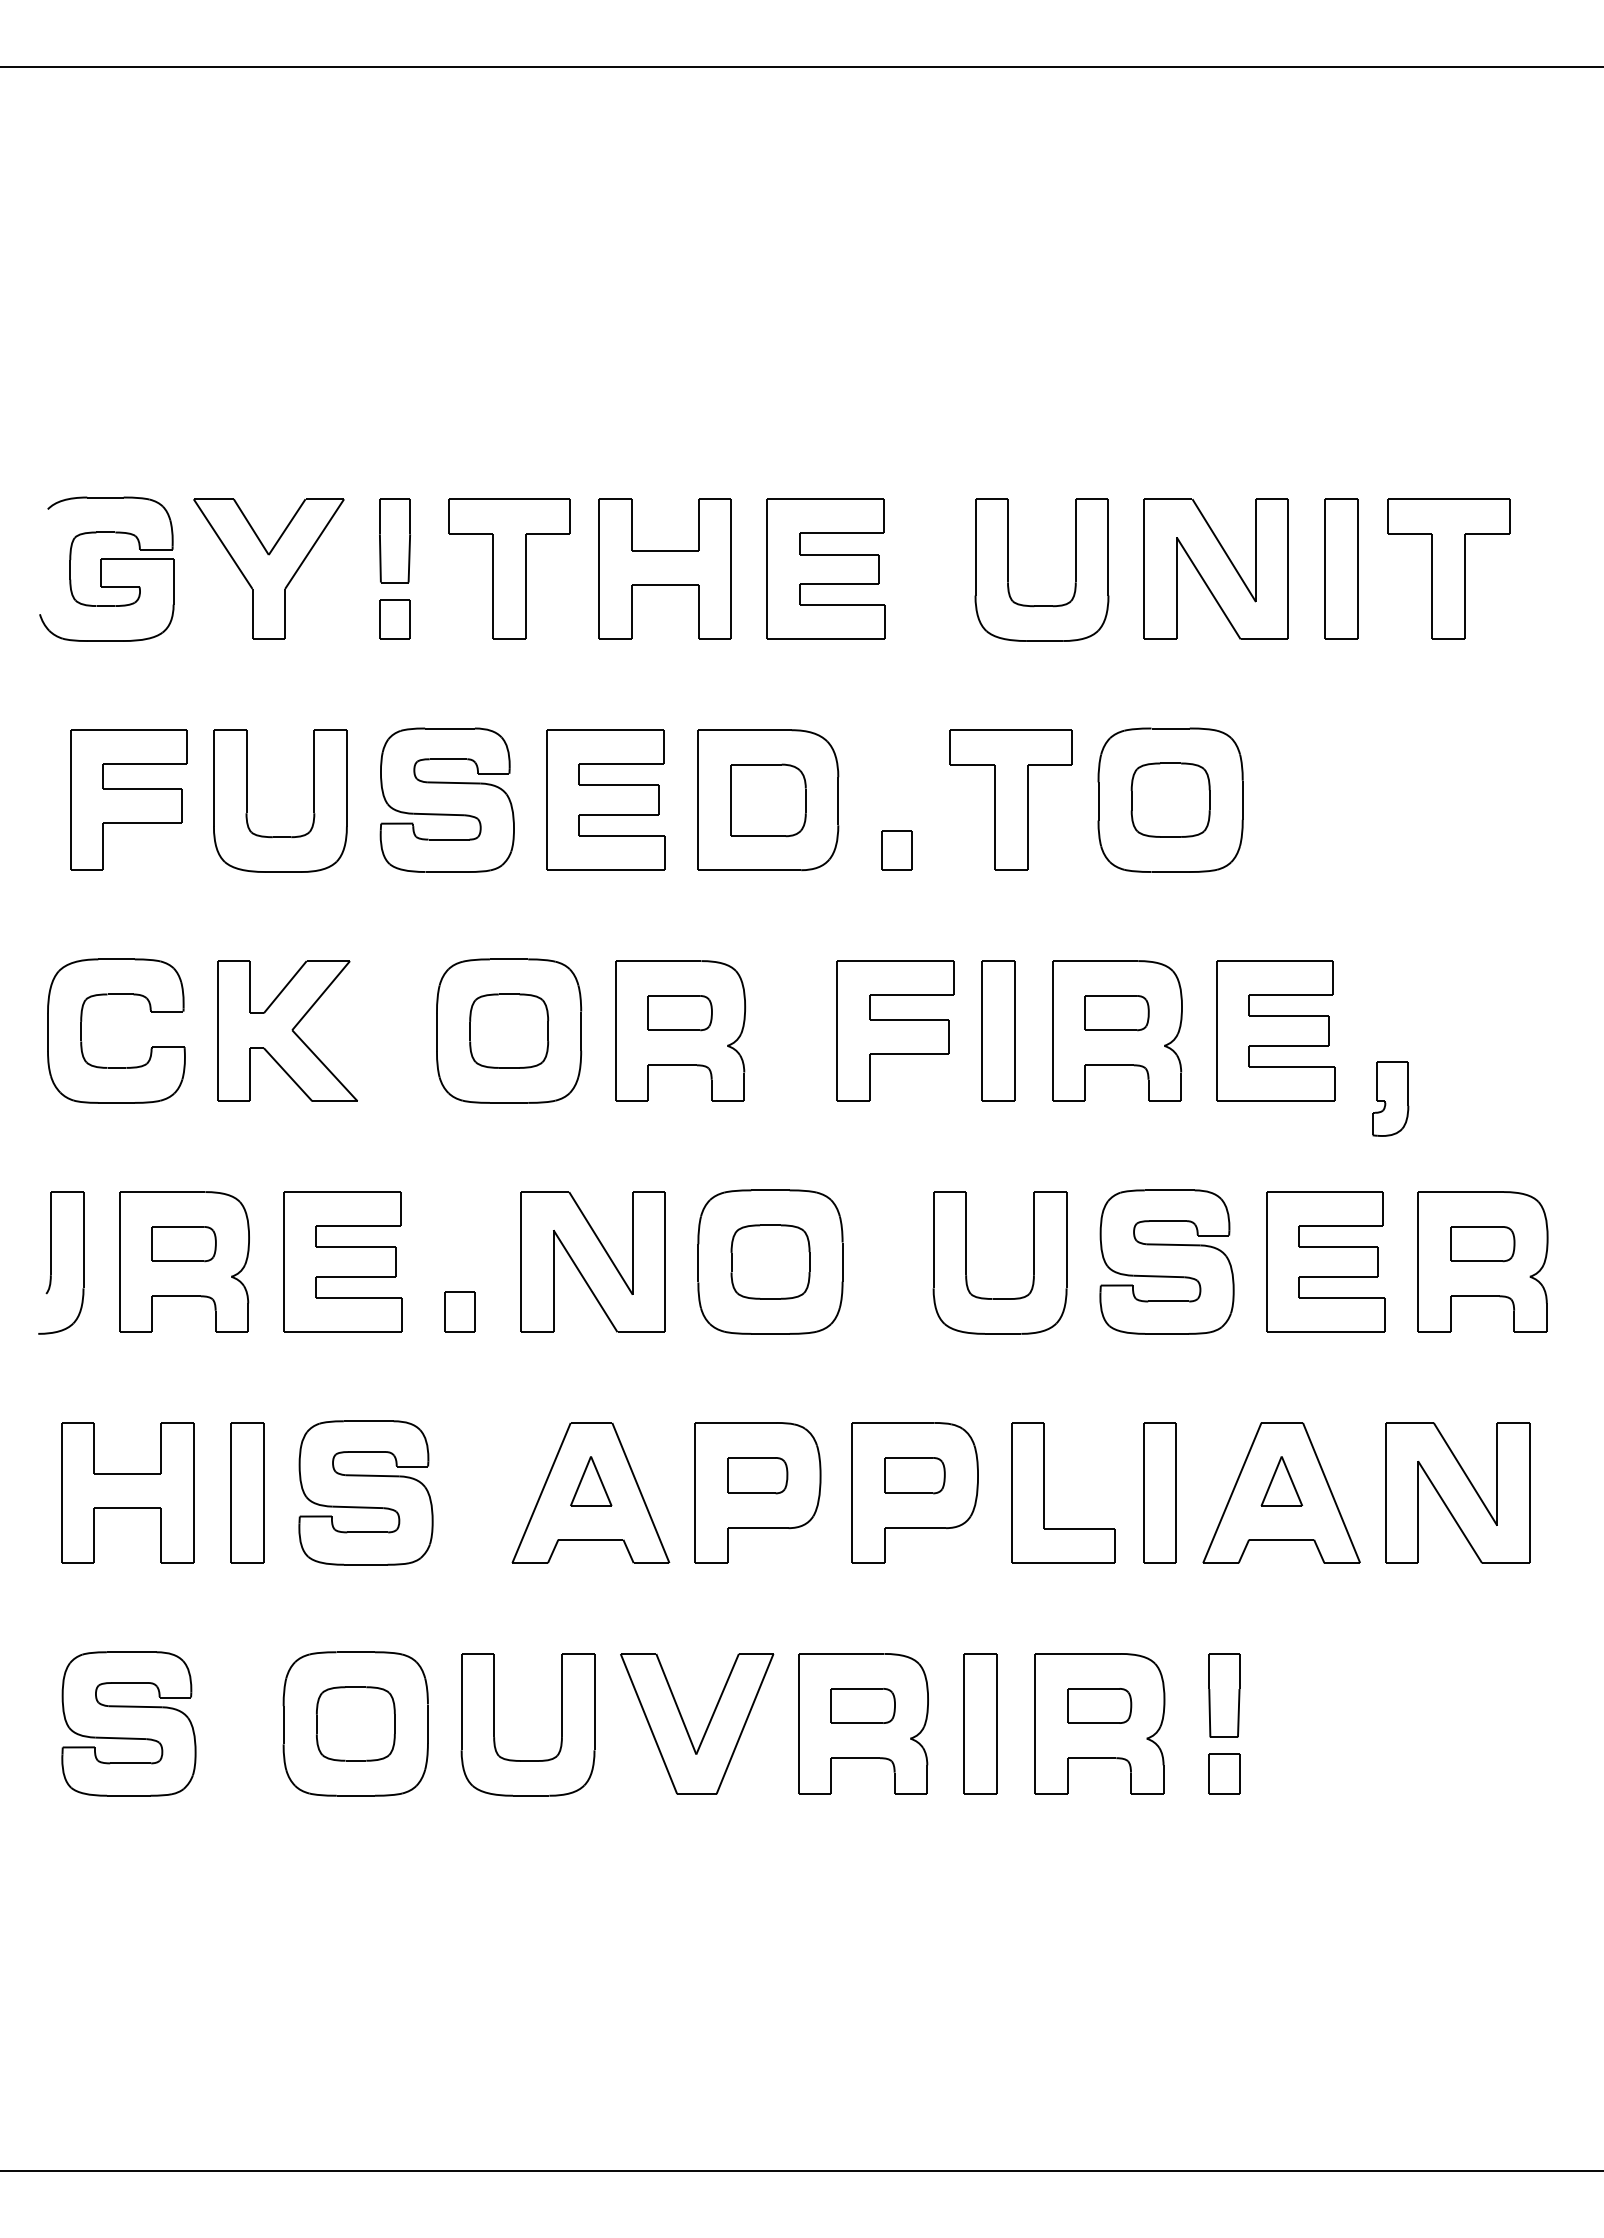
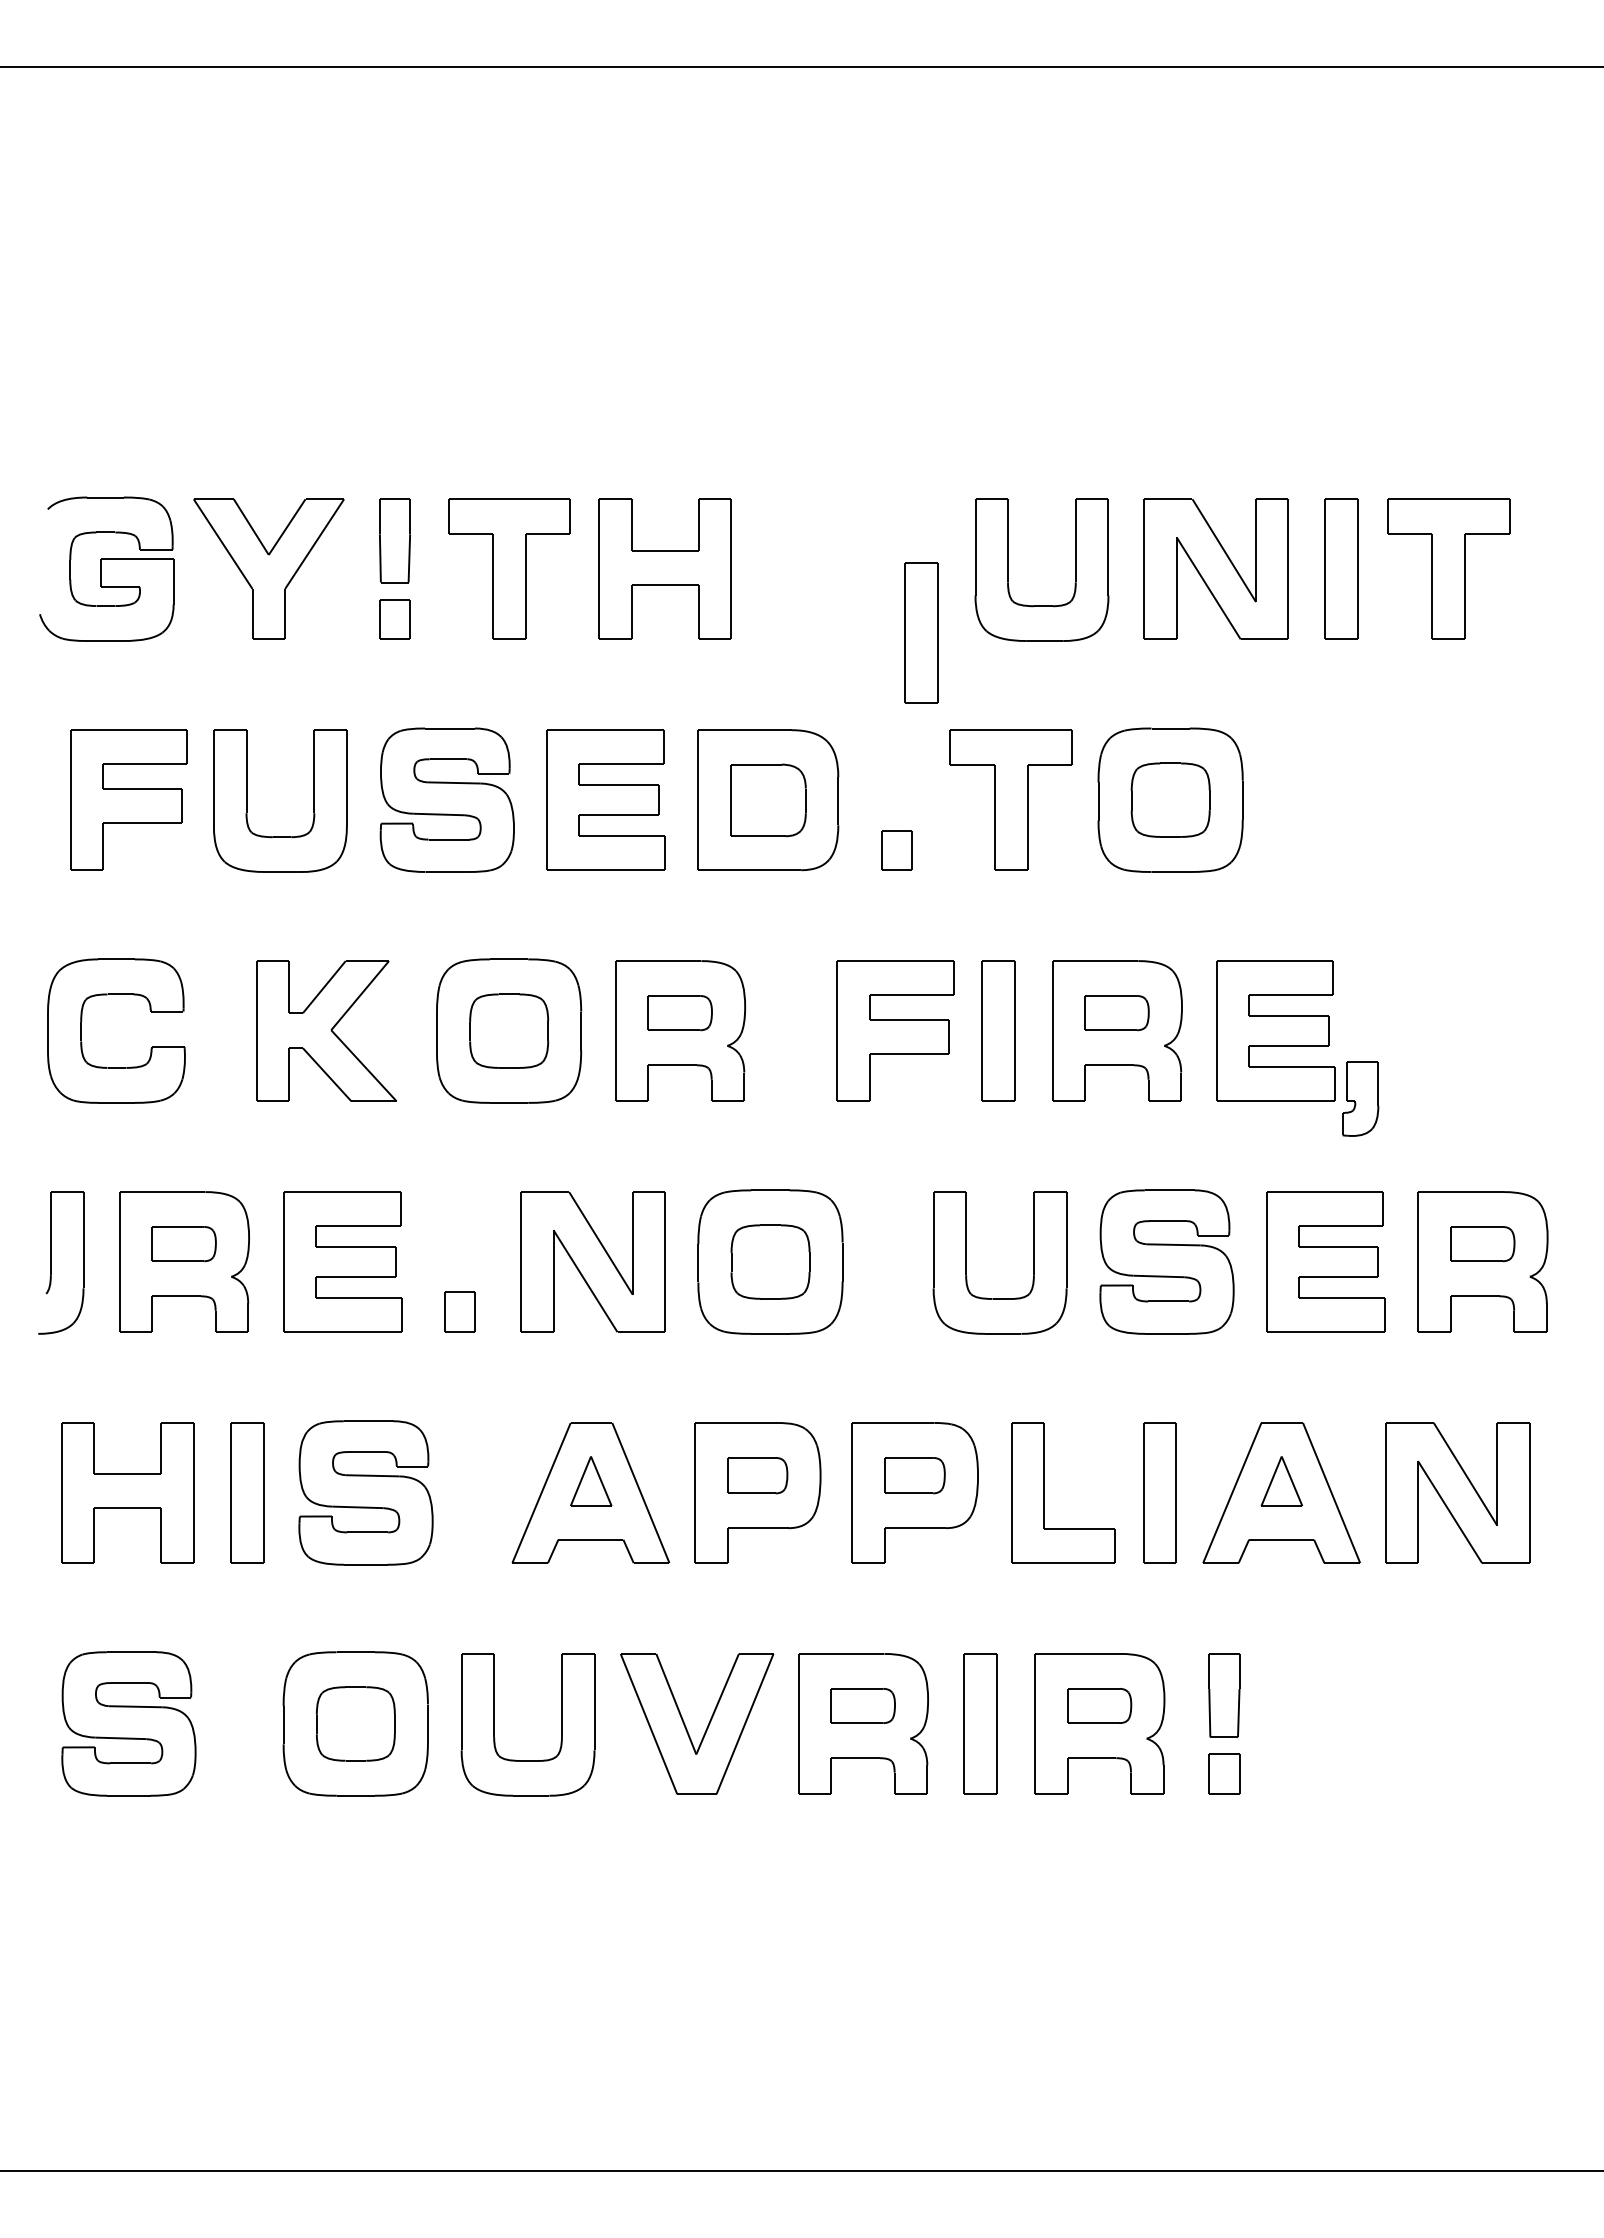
part: present -> none (825, 568)
part: none -> present (921, 632)
part position: (287, 1030) -> (326, 1030) (326, 1030)
part position: (1390, 1098) -> (1360, 1098) (1360, 1098)
